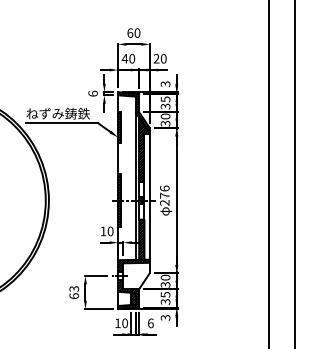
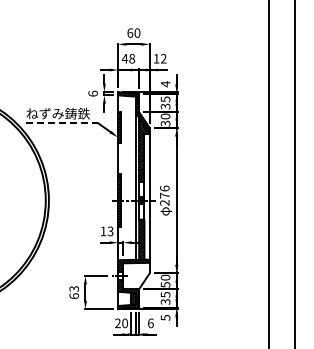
text: 20 -> 12 (159, 58)
text: 40 -> 48 (132, 59)
text: 3 -> 4 (165, 84)
line: solid -> dashed (62, 123)
text: 10 -> 13 (110, 231)
text: 30 -> 50 (164, 284)
text: 3 -> 5 (164, 317)
text: 10 -> 20 (117, 322)
